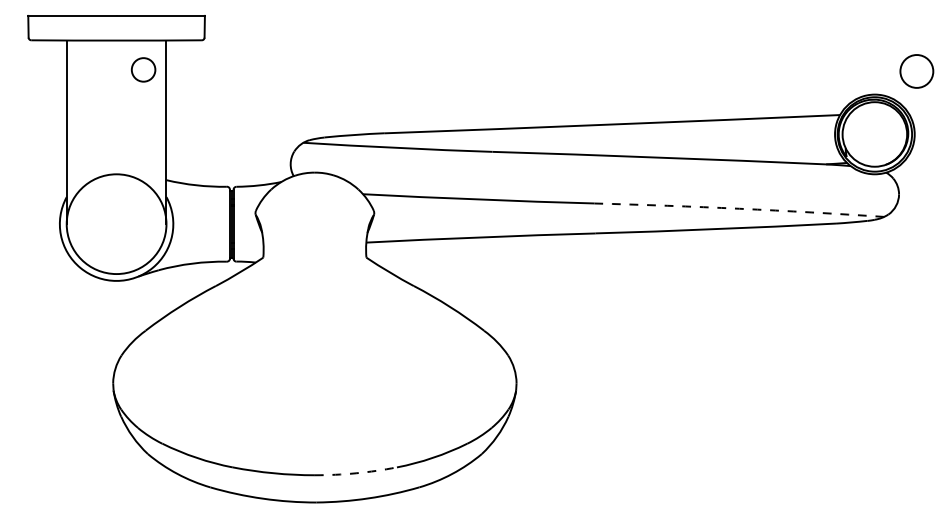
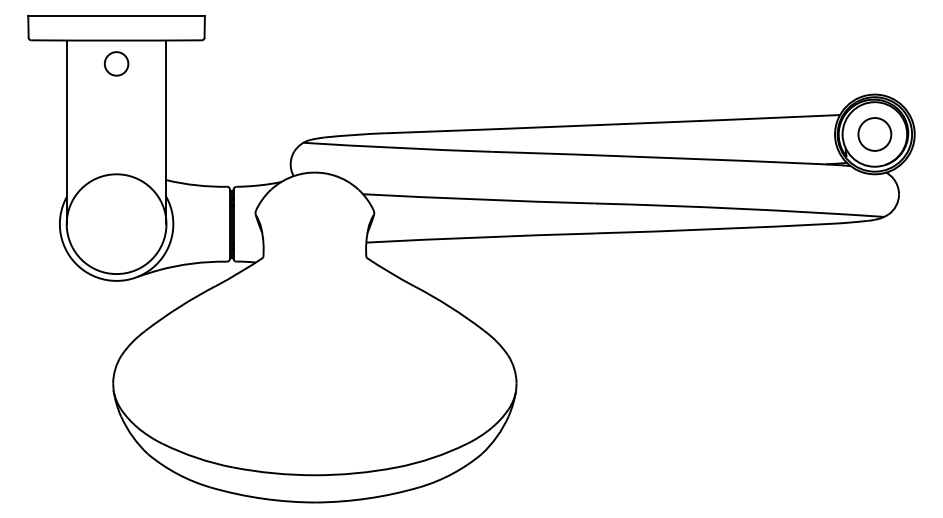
circle position: (143, 69) -> (116, 63) (116, 63)
circle position: (916, 71) -> (874, 134) (874, 134)
arc: dashed -> solid (739, 208)
arc: dashed -> solid (356, 473)
